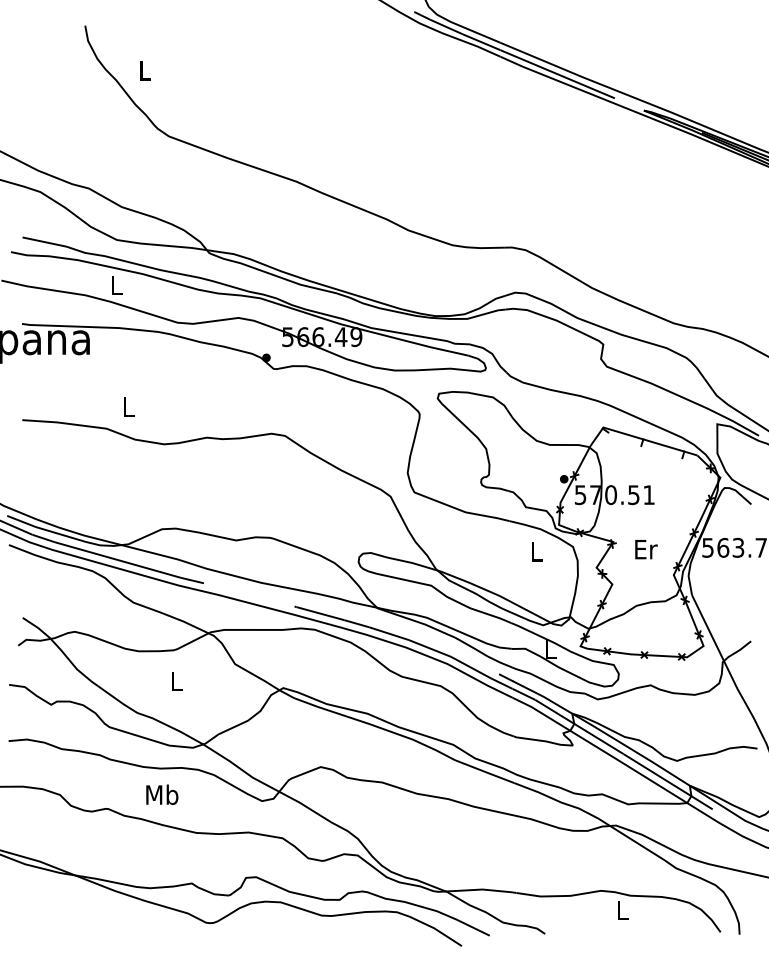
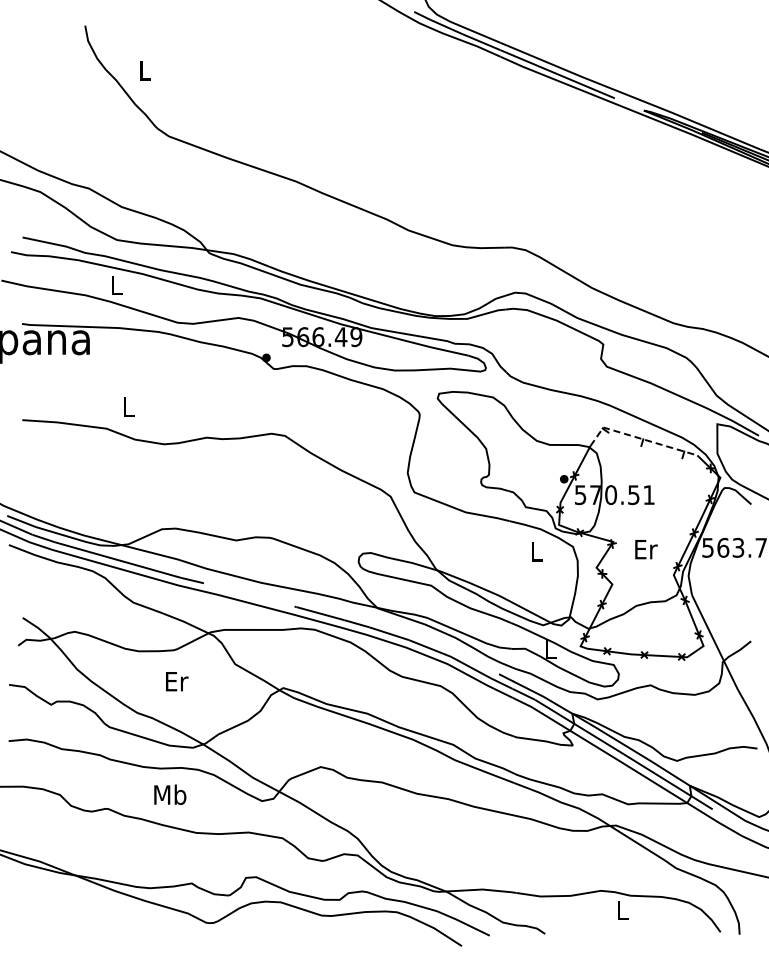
line: solid -> dashed (638, 438)
text: L -> Er (177, 681)
text position: (162, 794) -> (170, 794) (170, 794)
